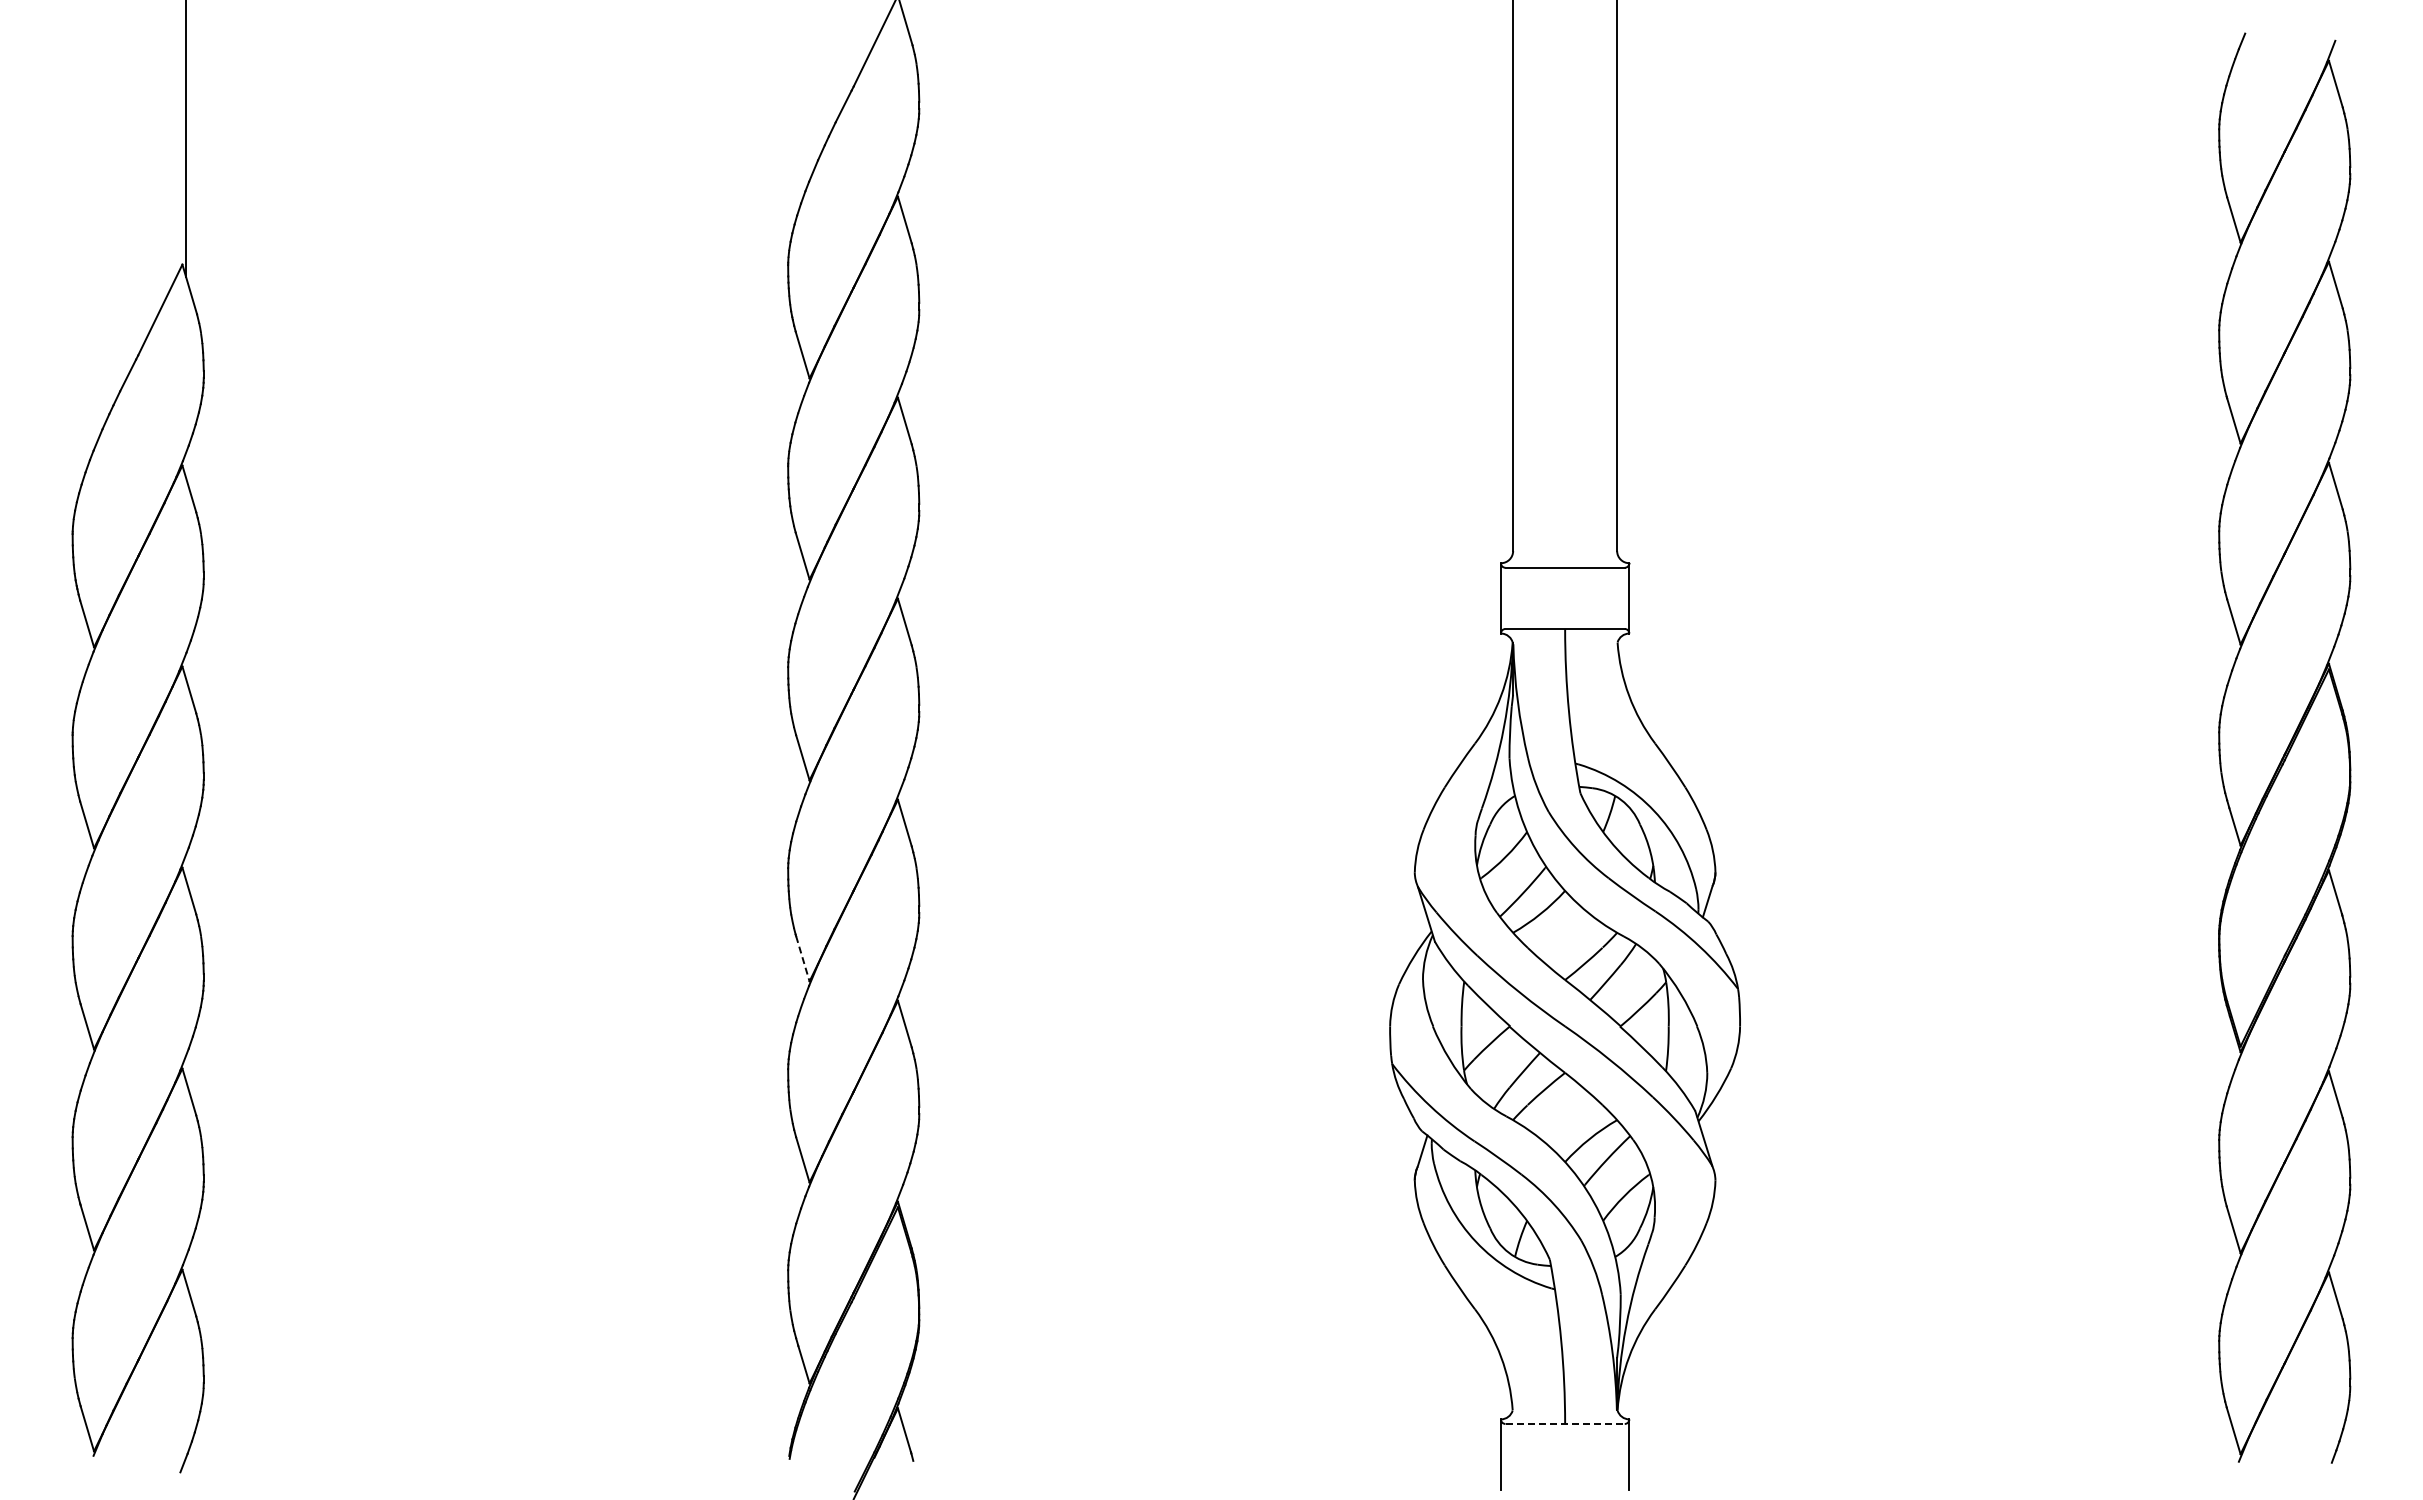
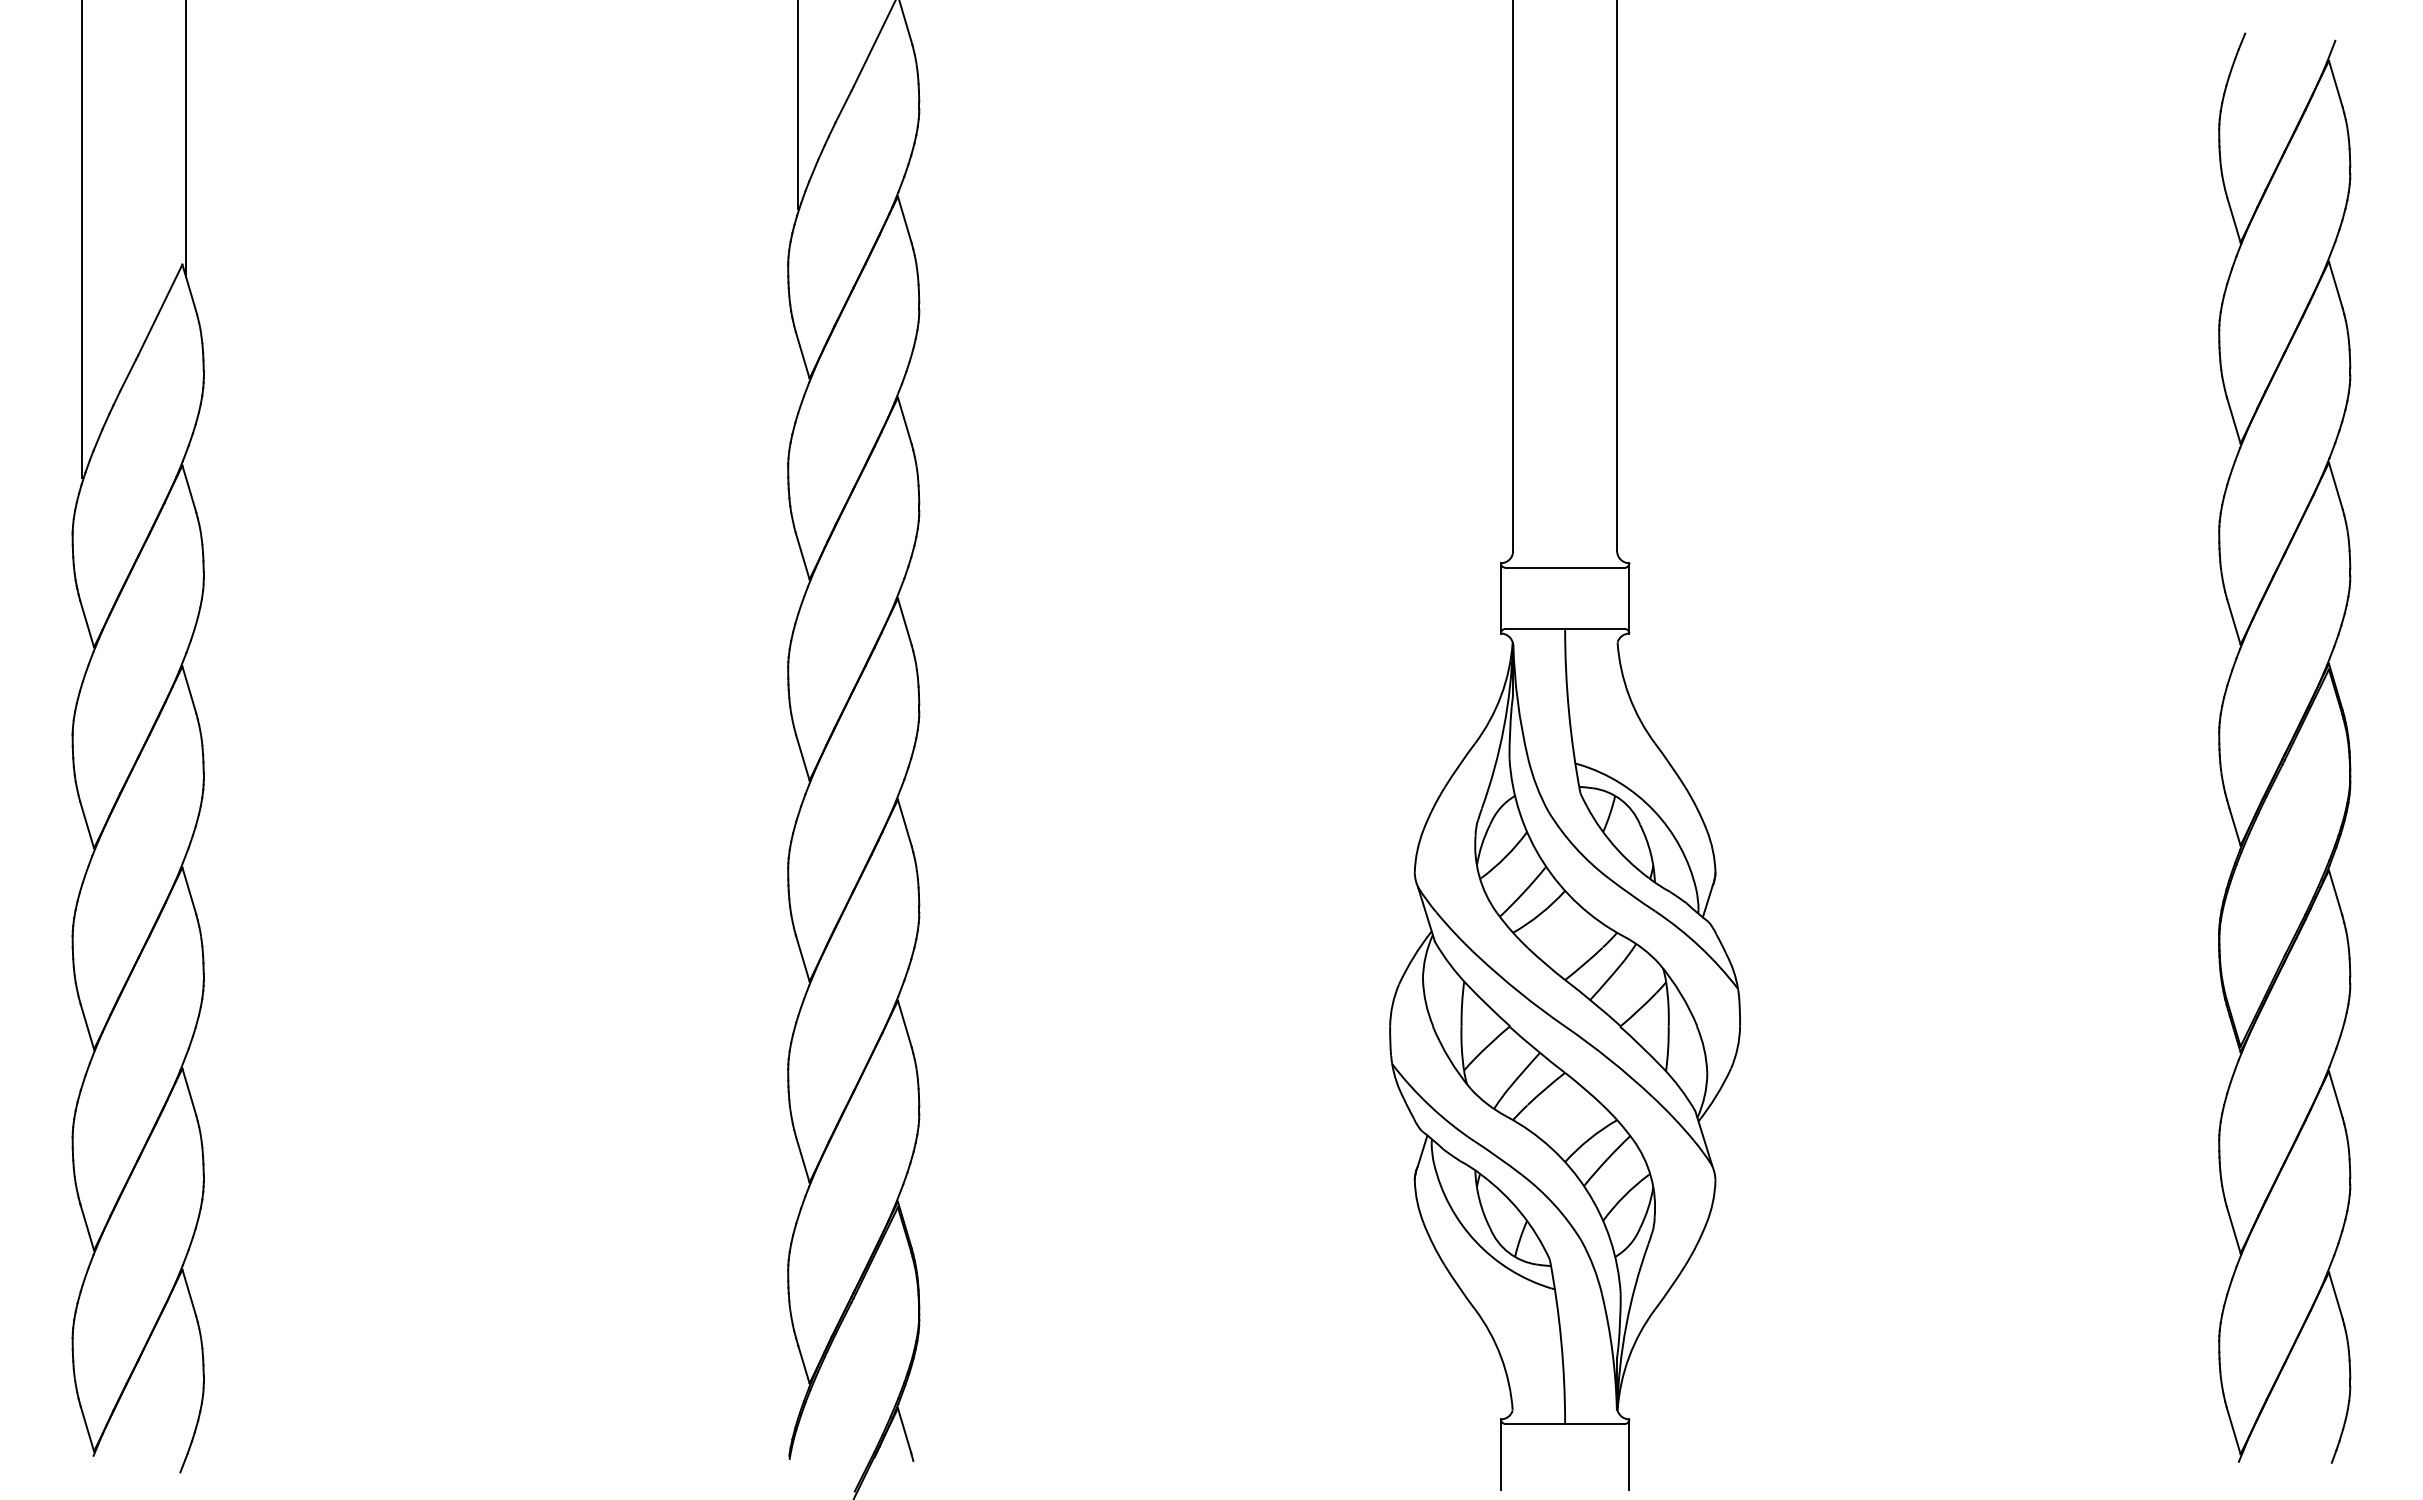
line: none -> present (797, 105)
line: none -> present (82, 240)
line: dashed -> solid (802, 958)
line: dashed -> solid (1565, 1423)
